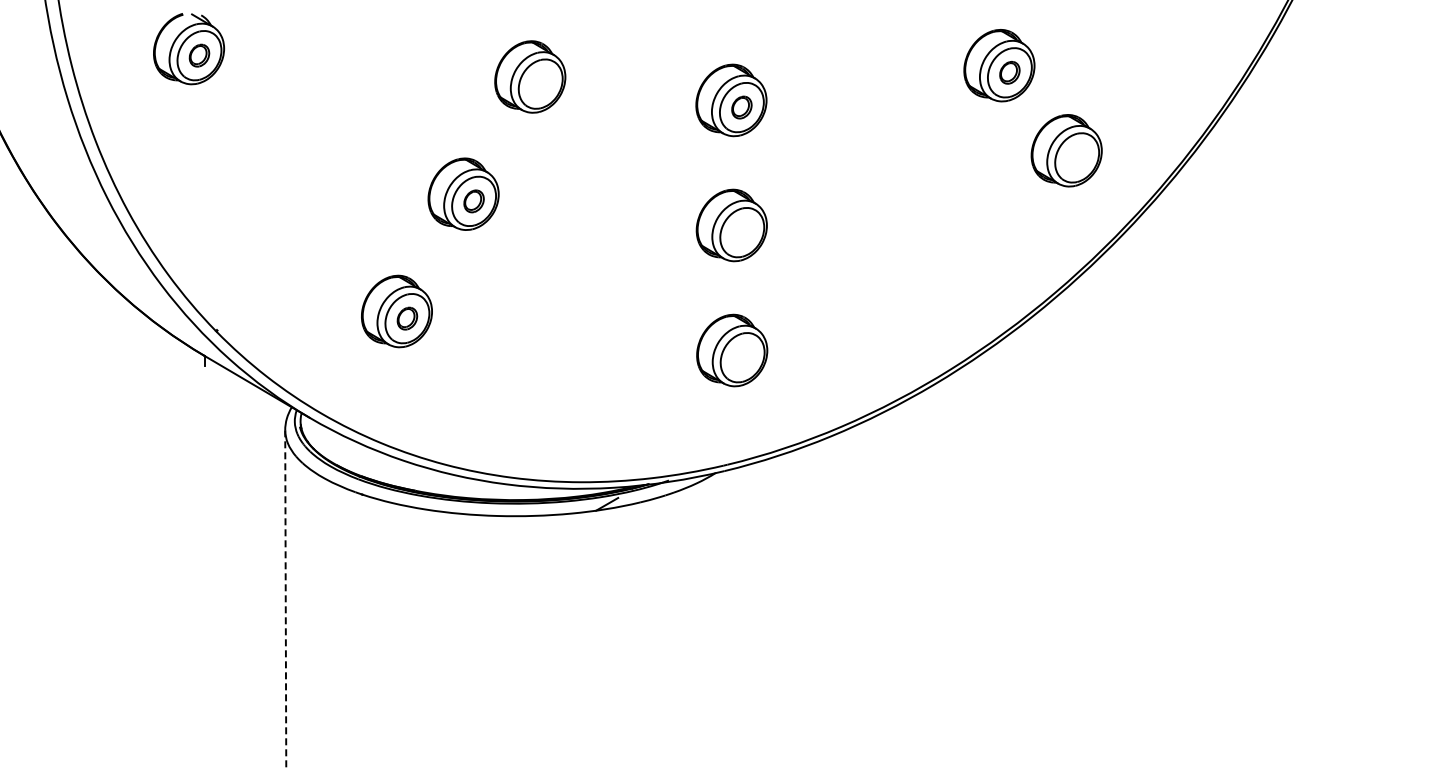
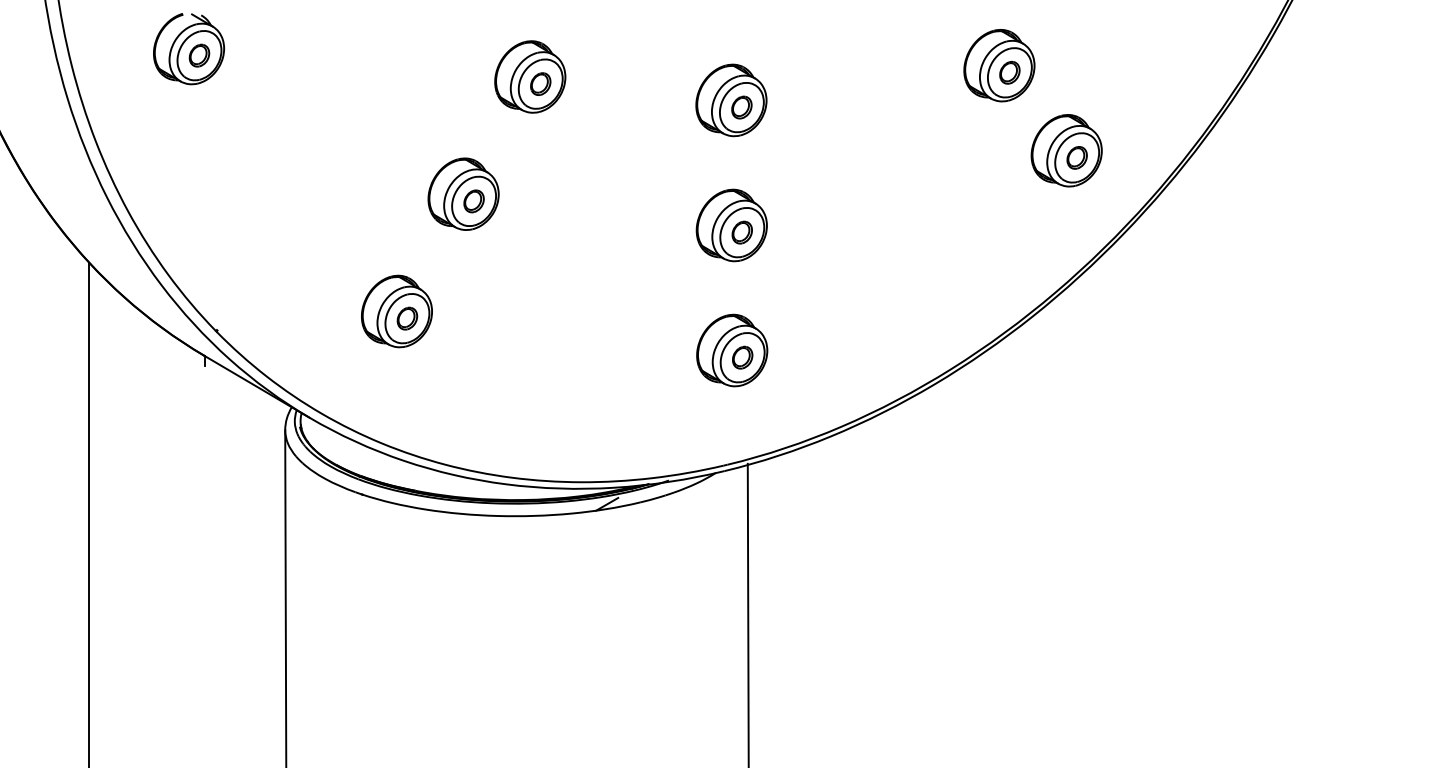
part: none -> present (540, 83)
part: none -> present (1076, 157)
part: none -> present (741, 232)
part: none -> present (742, 357)
line: none -> present (89, 513)
line: dashed -> solid (285, 599)
line: none -> present (747, 613)
